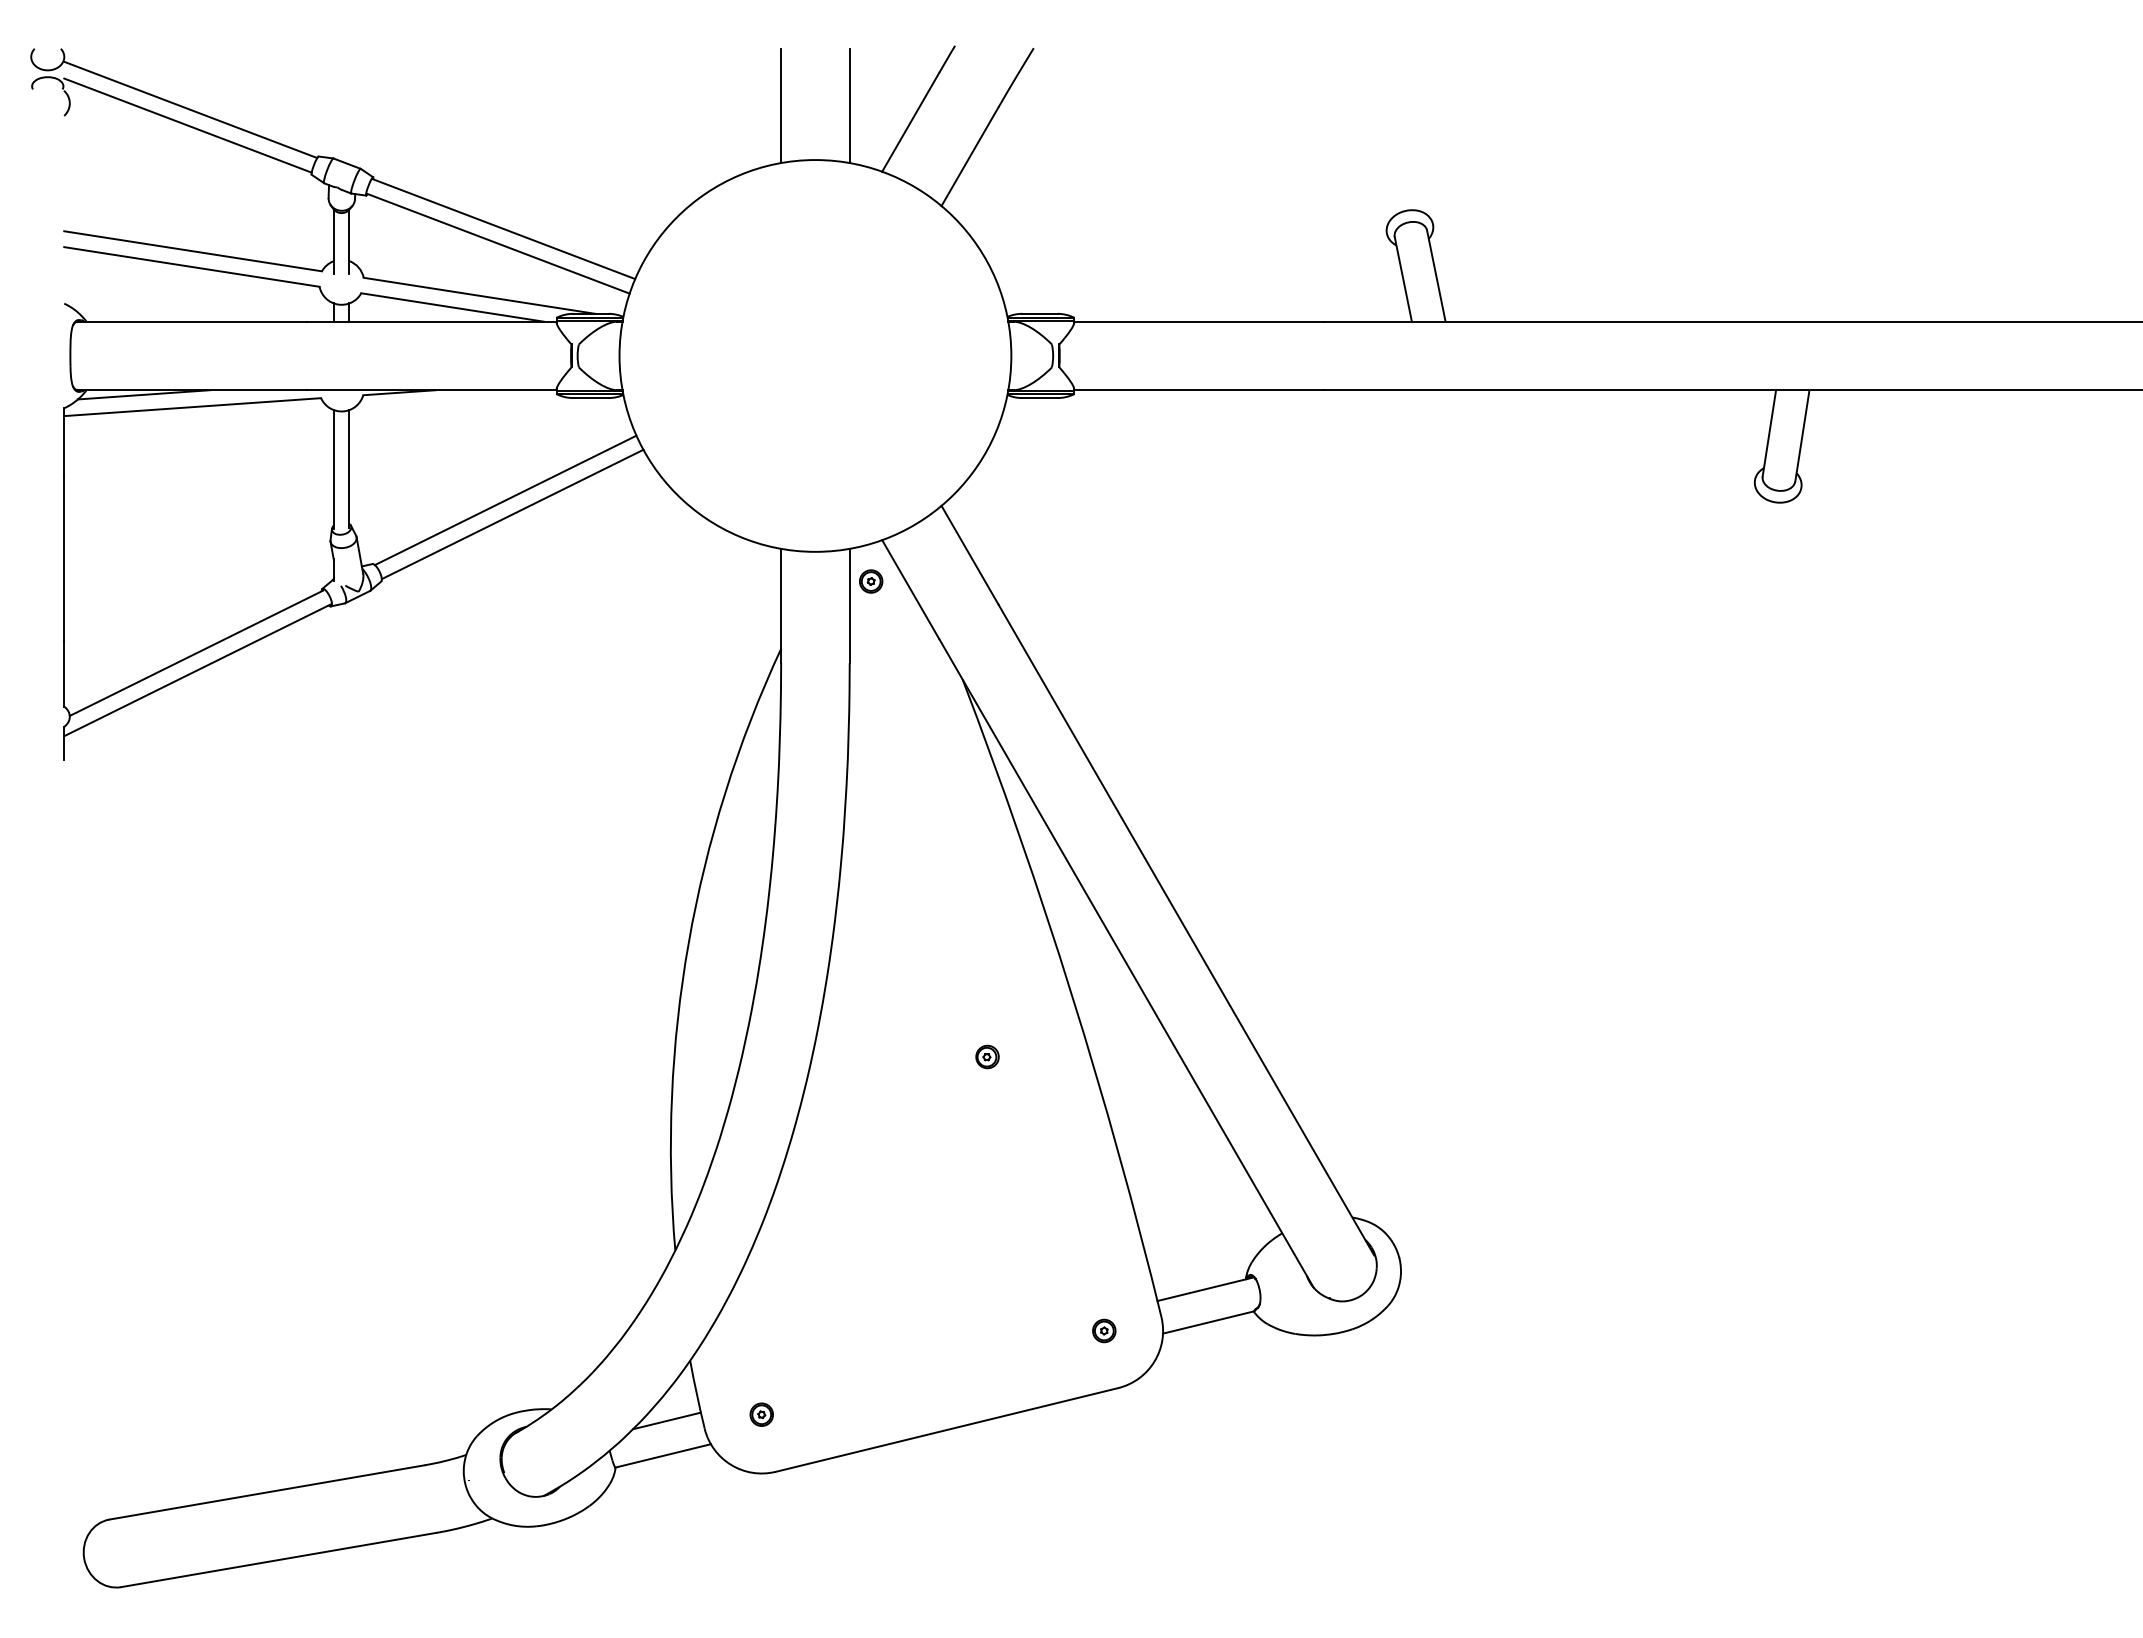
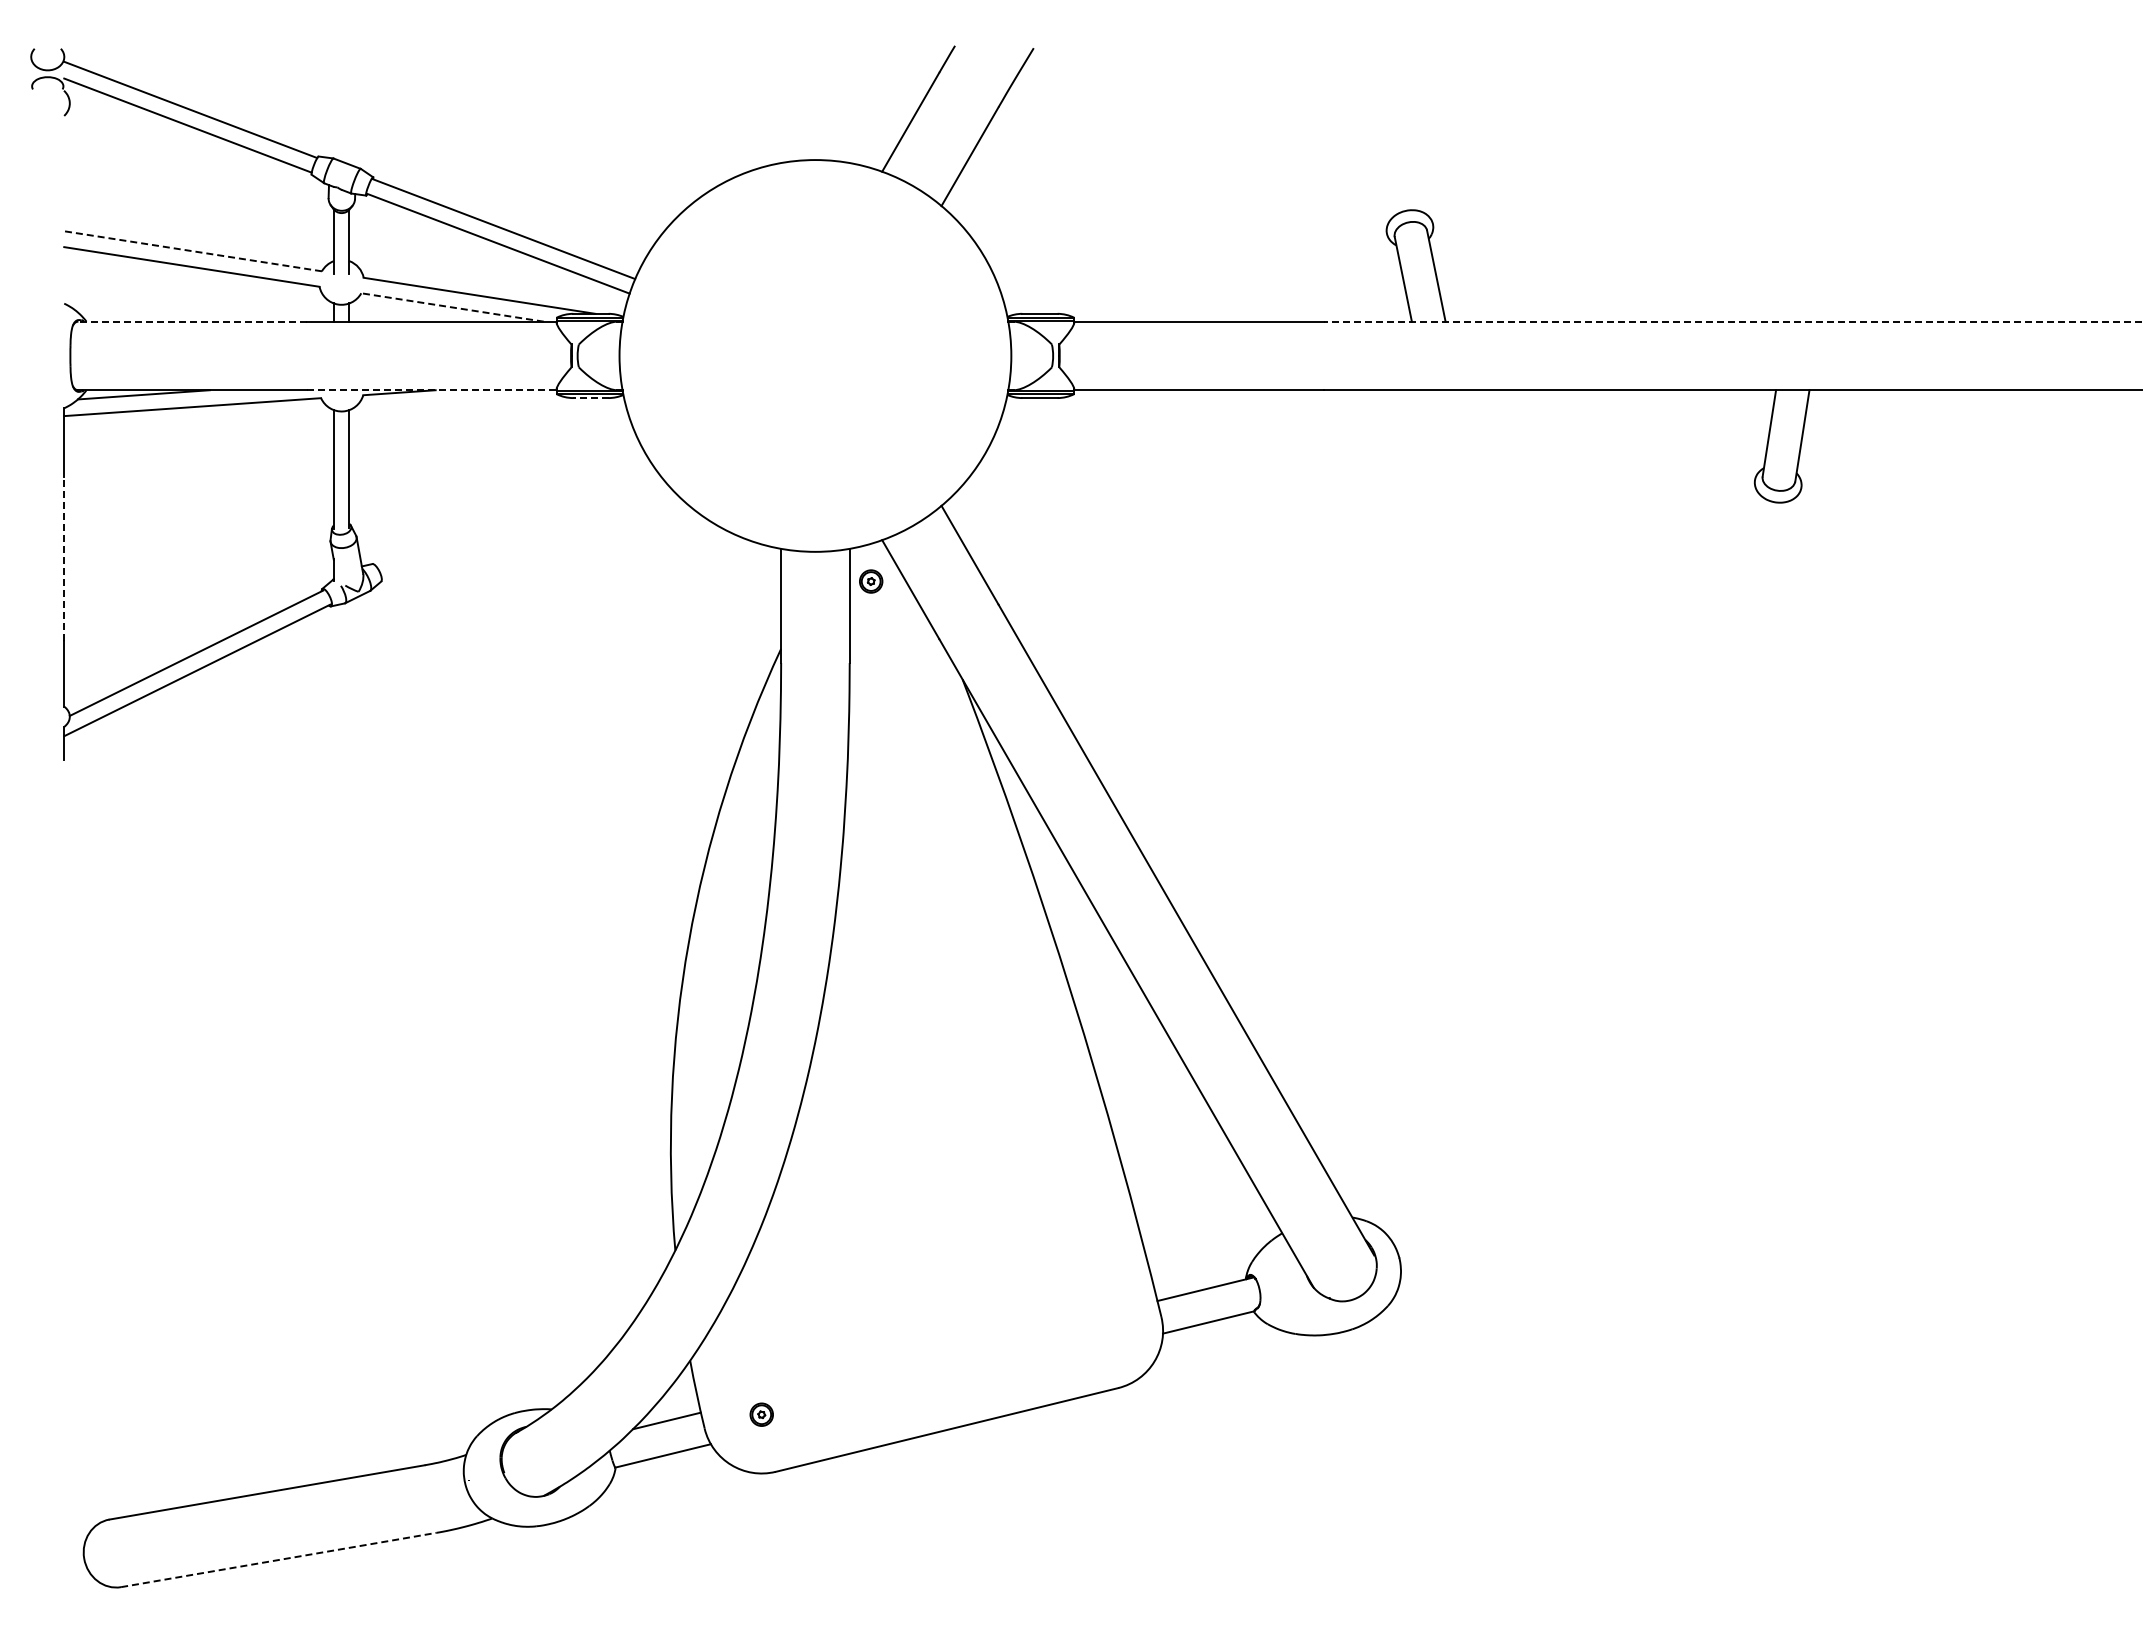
line: present -> none (781, 105)
line: present -> none (849, 105)
line: solid -> dashed (192, 251)
line: solid -> dashed (452, 307)
line: solid -> dashed (192, 321)
line: solid -> dashed (1732, 321)
line: solid -> dashed (431, 390)
line: solid -> dashed (590, 398)
line: present -> none (505, 500)
line: present -> none (512, 514)
line: solid -> dashed (64, 558)
part: present -> none (987, 1056)
part: present -> none (1104, 1330)
line: solid -> dashed (278, 1560)
